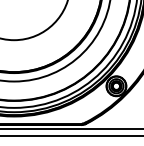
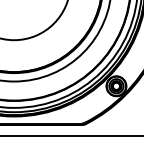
line: present -> none (71, 129)
